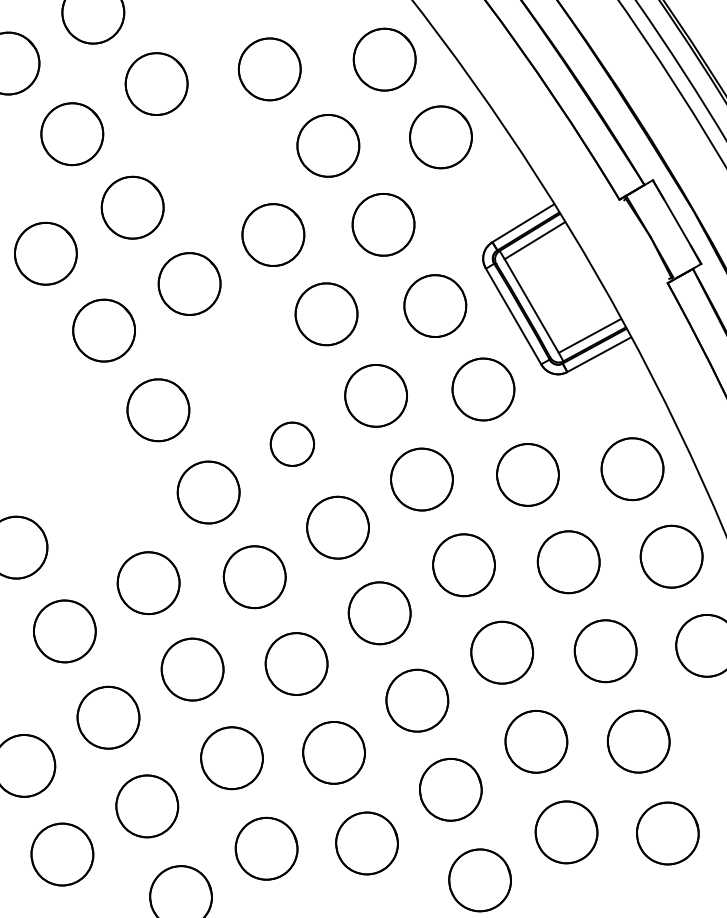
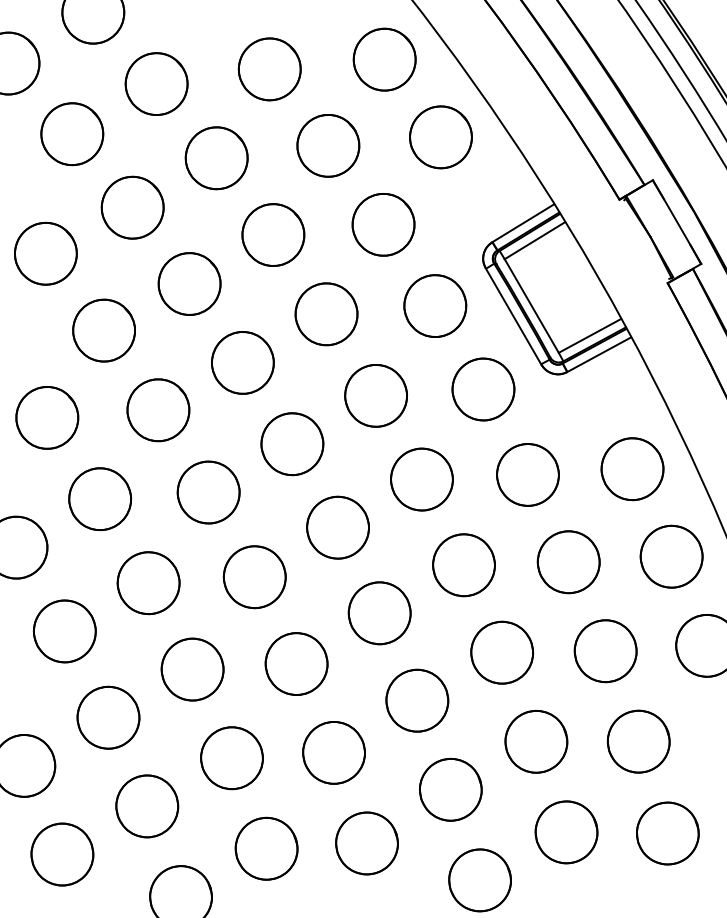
part: none -> present (216, 158)
circle: none -> present (242, 362)
part: none -> present (47, 417)
part size: 46x46 px -> 65x65 px (292, 444)
part: none -> present (100, 499)
